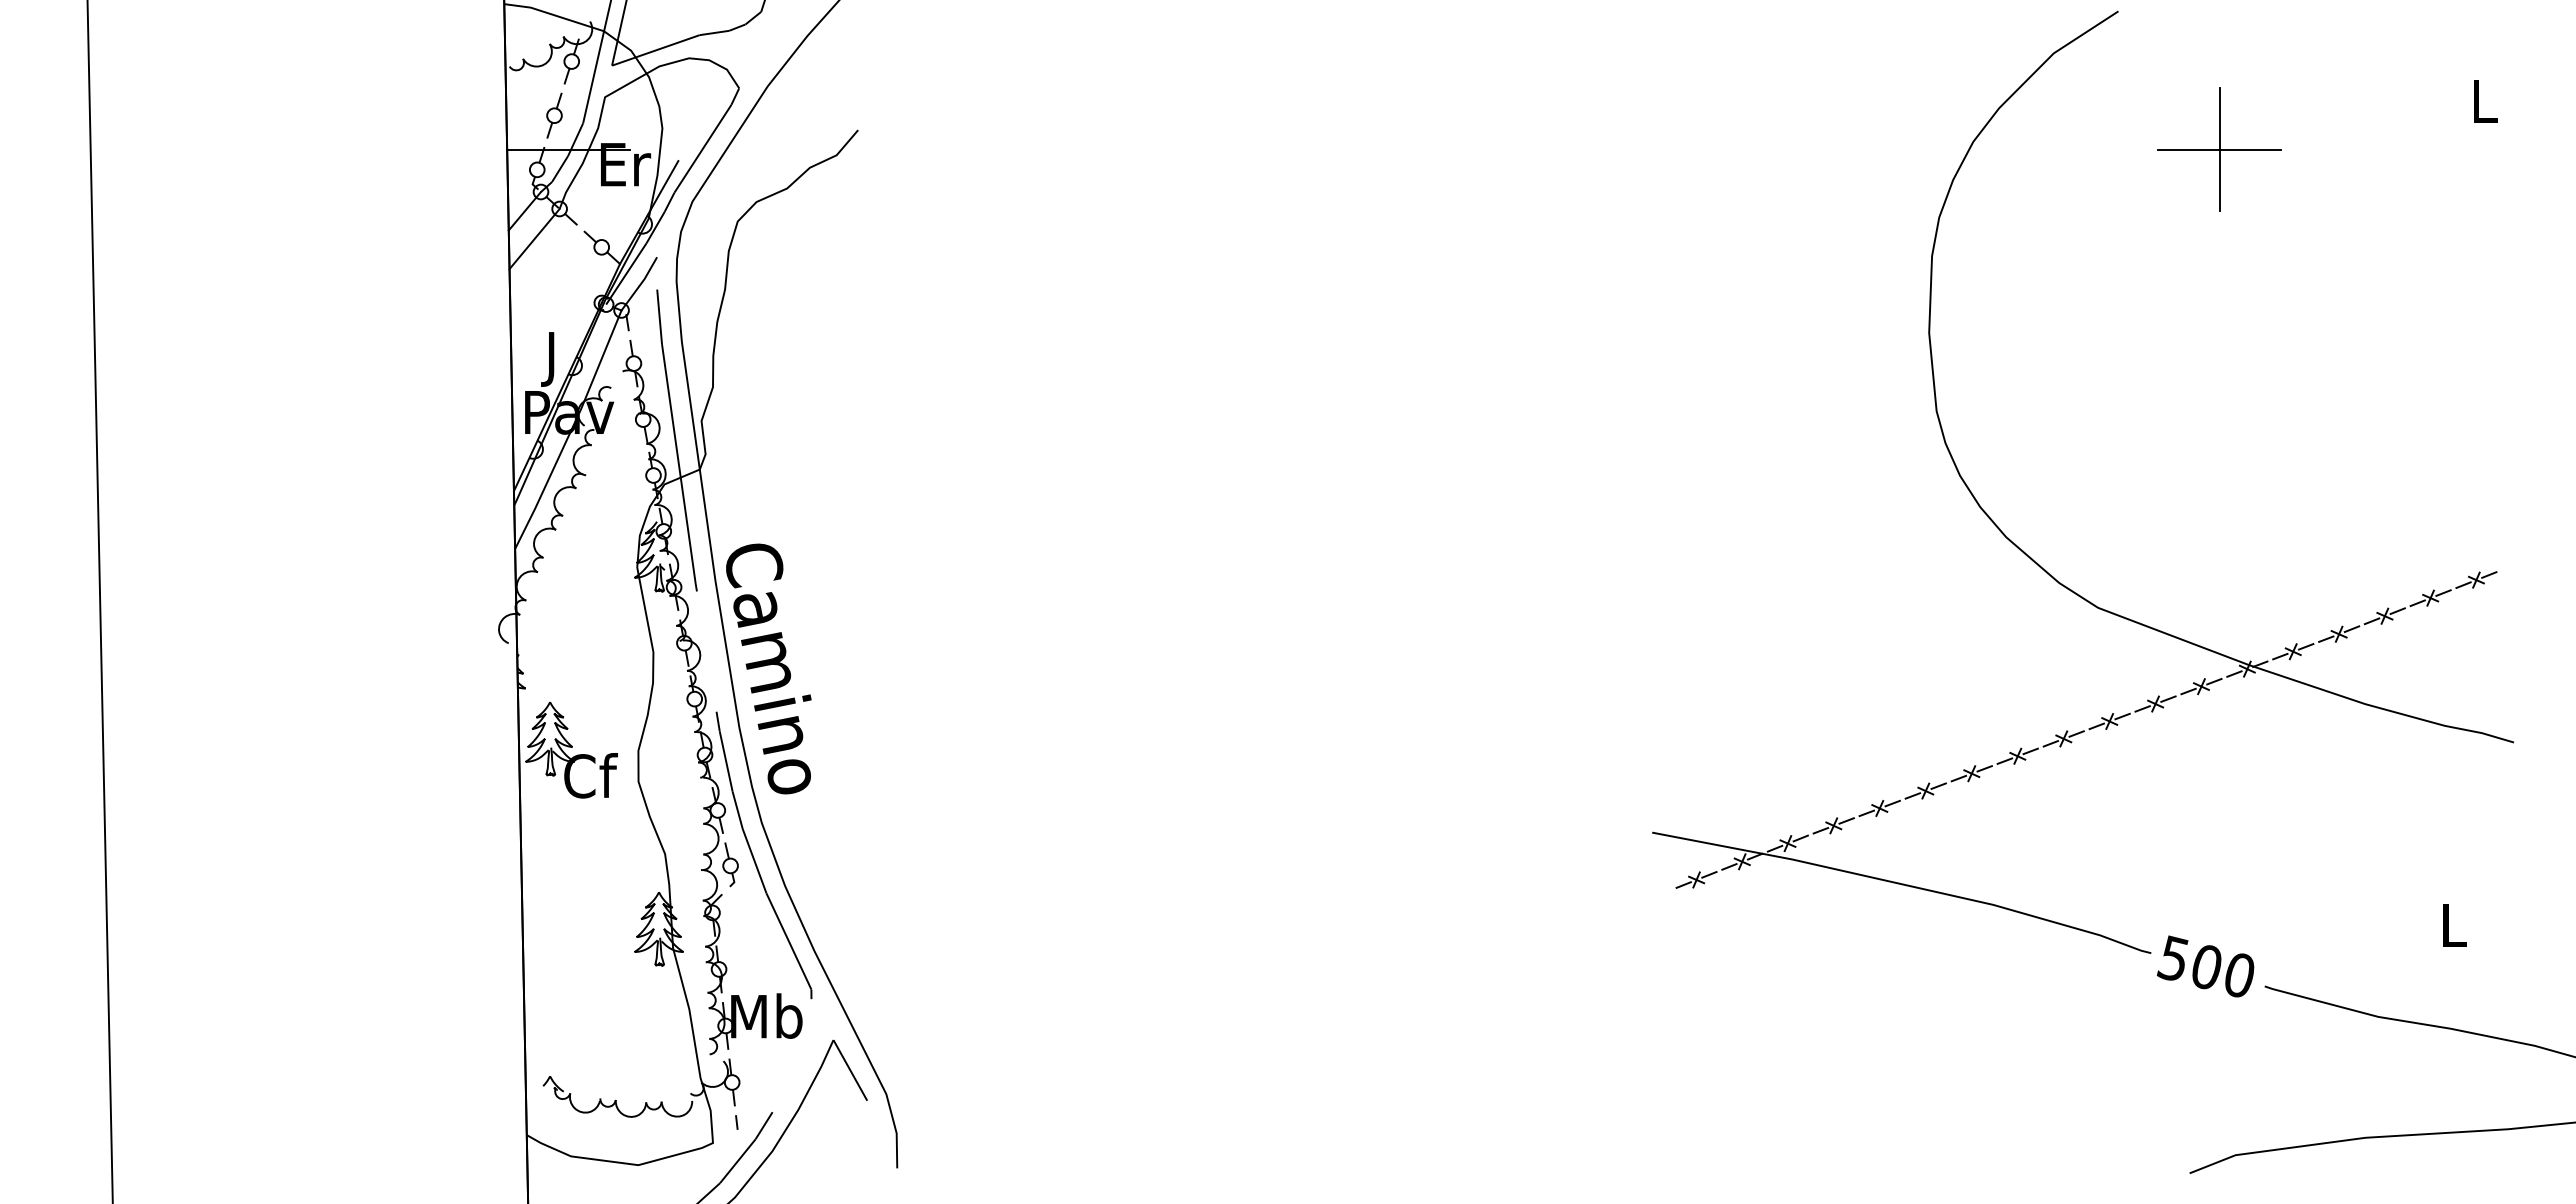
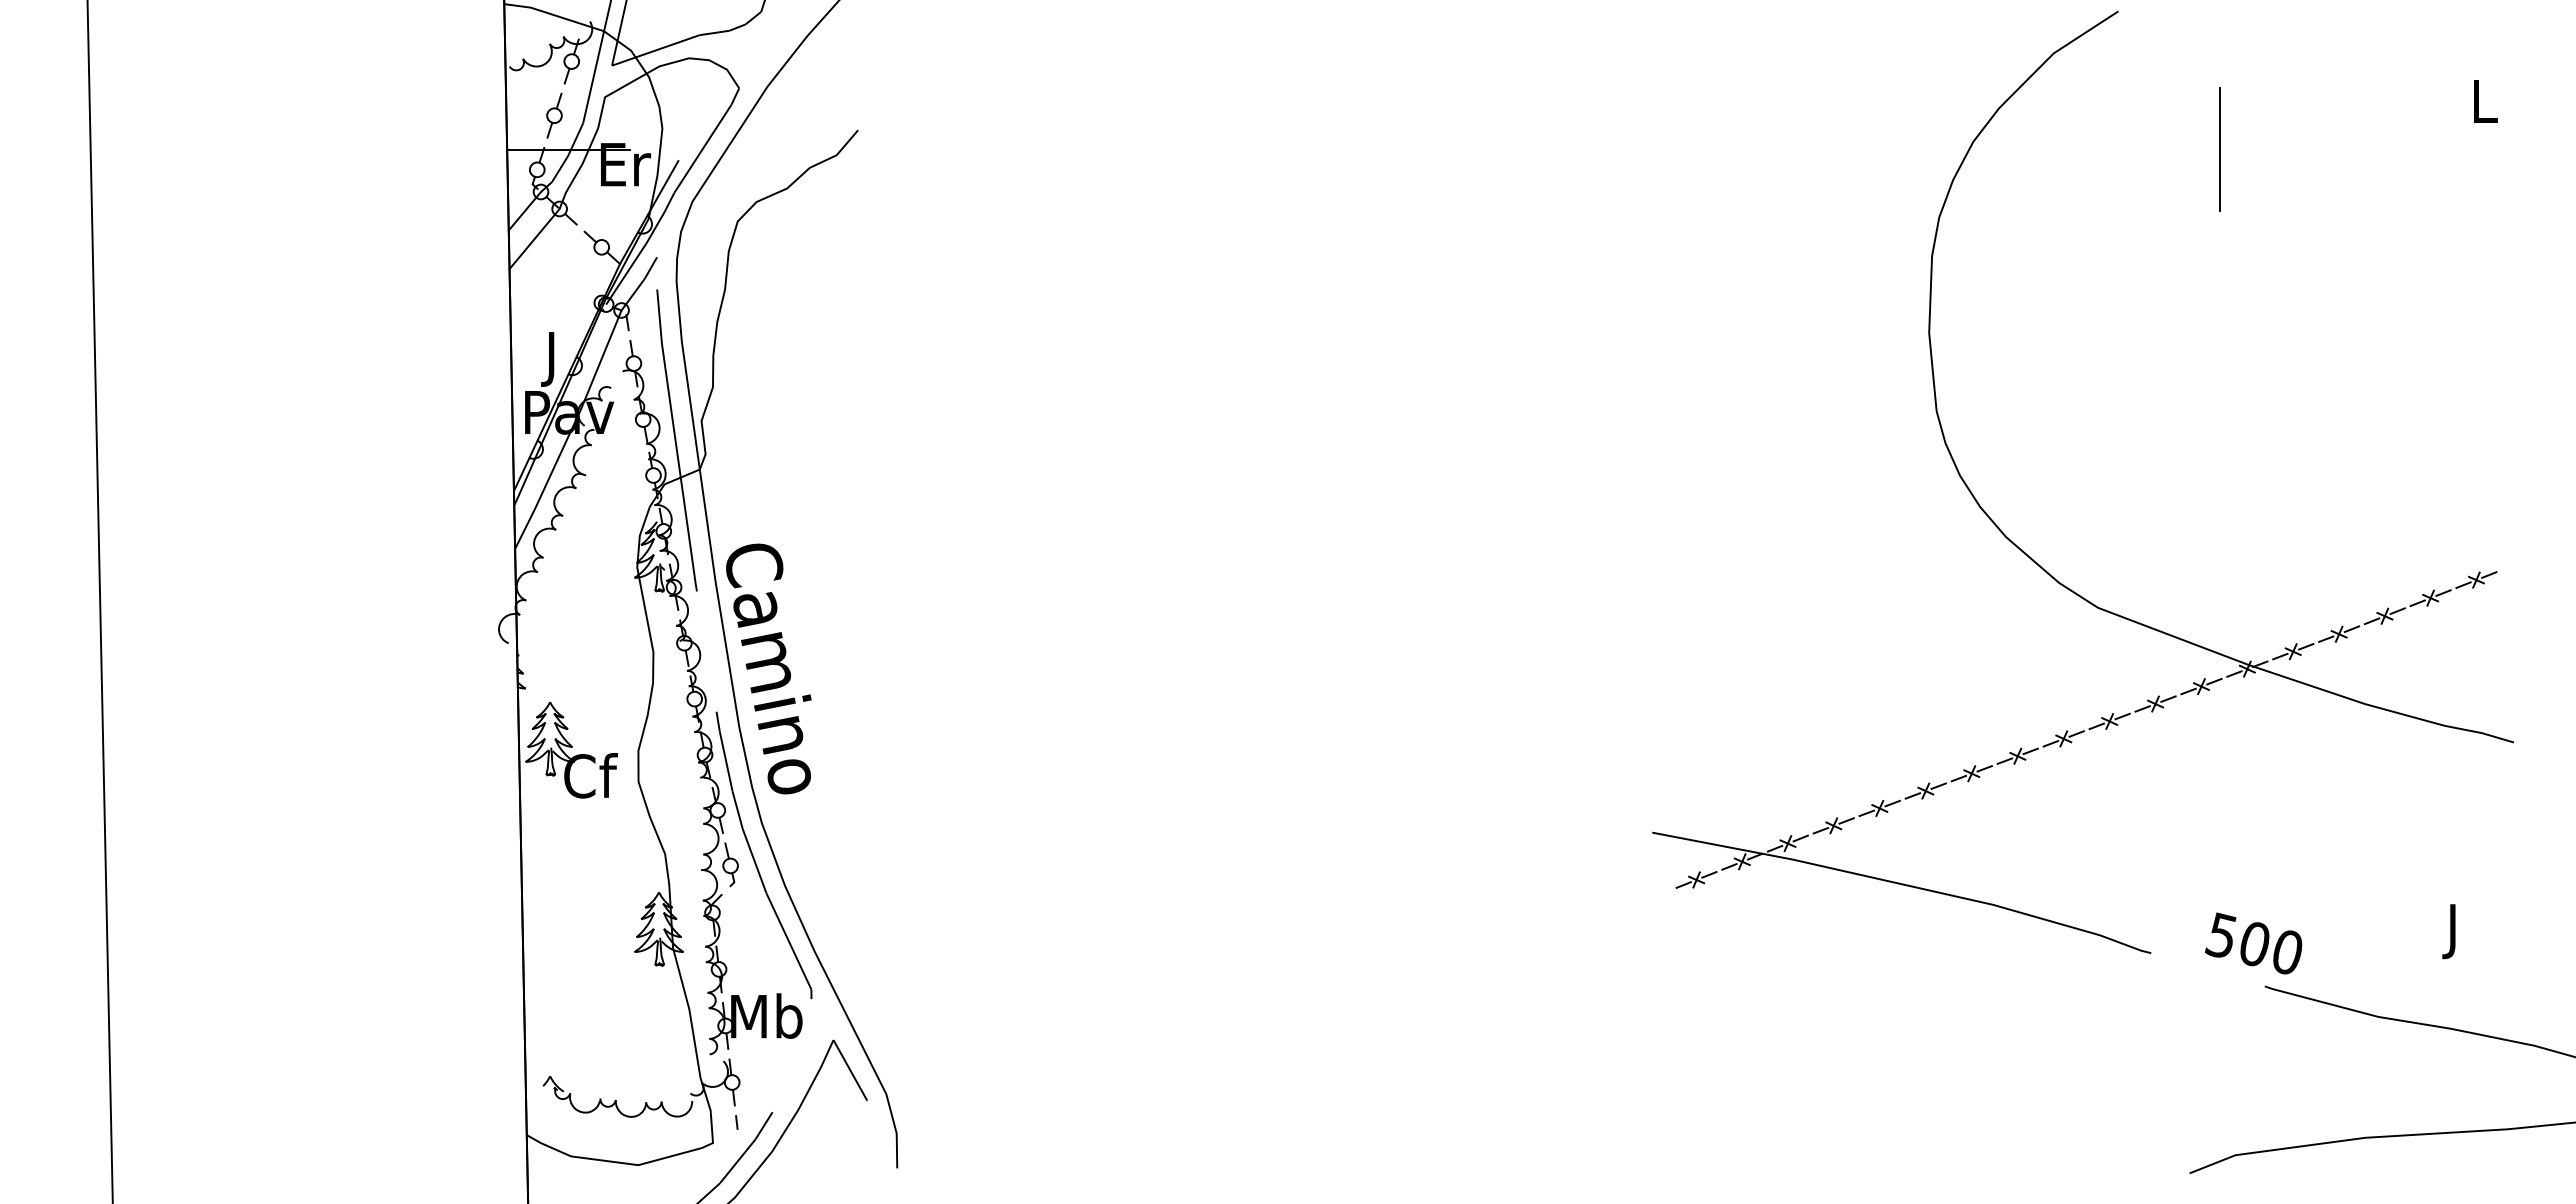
line: present -> none (2219, 149)
text: L -> J (2454, 931)
text position: (2205, 966) -> (2253, 943) (2253, 943)
